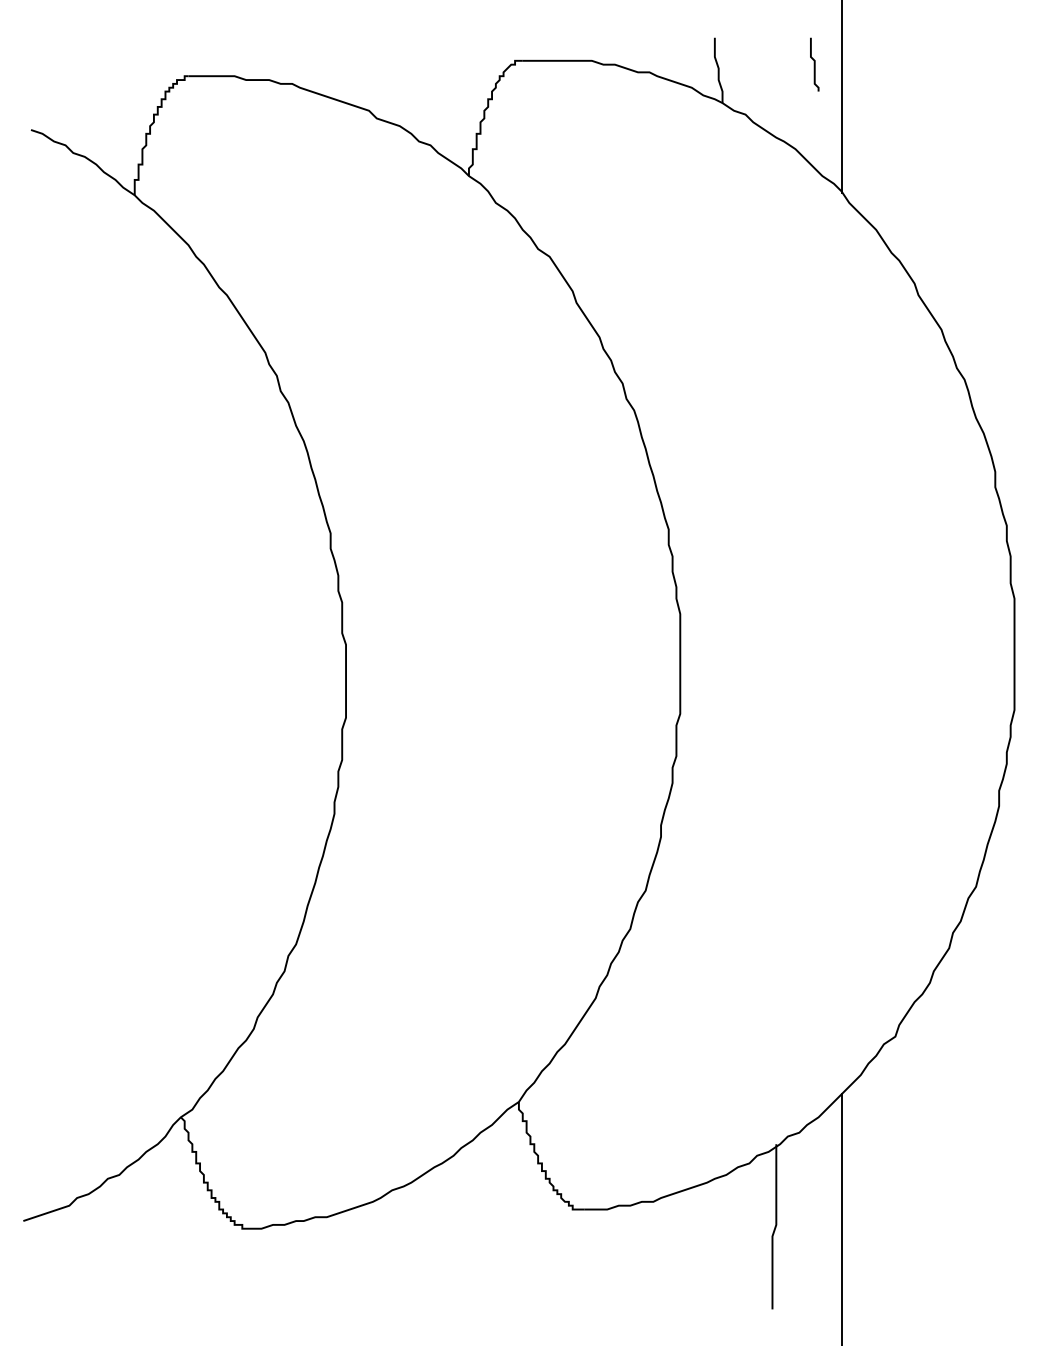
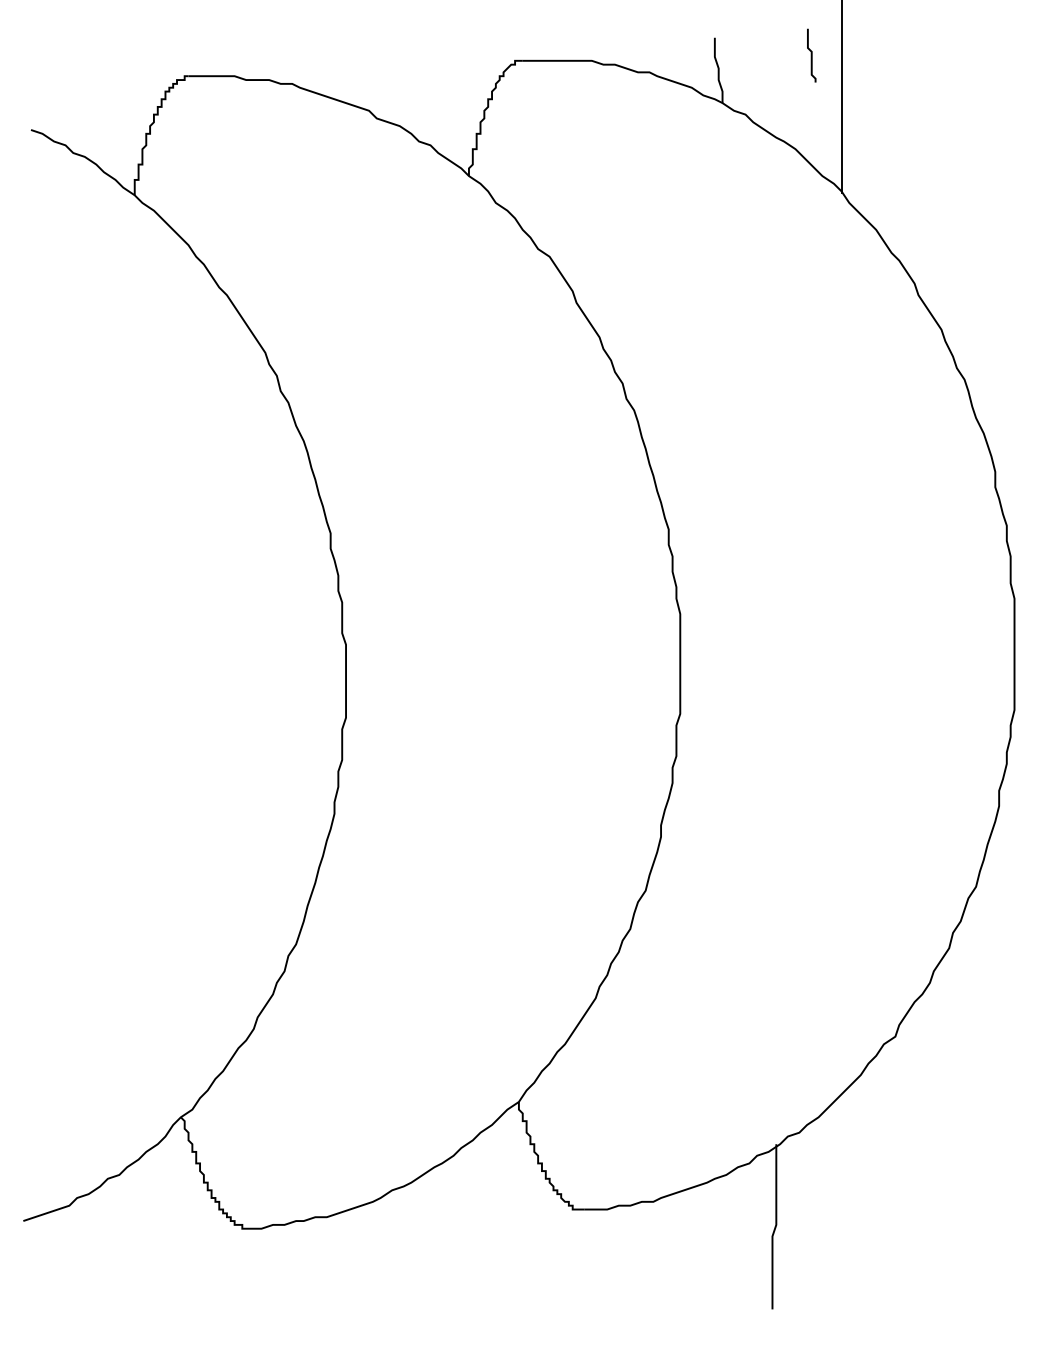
curve position: (814, 64) -> (811, 55) (811, 55)
line: present -> none (841, 1217)
